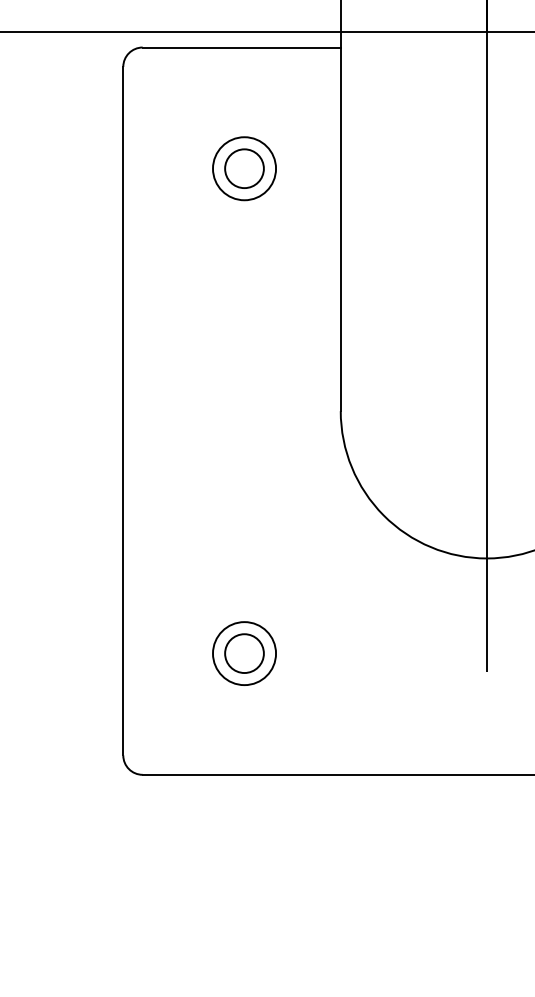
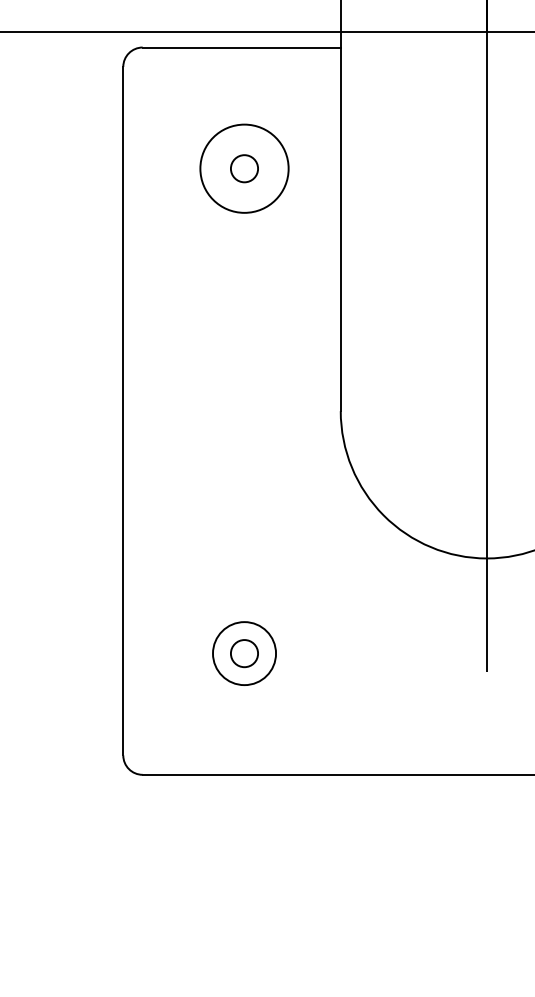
circle diameter: 39 px -> 27 px (244, 168)
circle diameter: 63 px -> 88 px (244, 168)
circle diameter: 39 px -> 27 px (244, 653)
